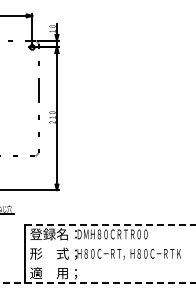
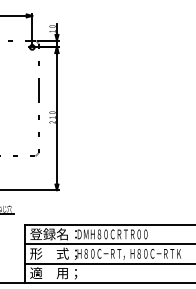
line: dashed -> solid (109, 224)
line: none -> present (108, 244)
line: none -> present (108, 263)
line: dashed -> solid (97, 283)
